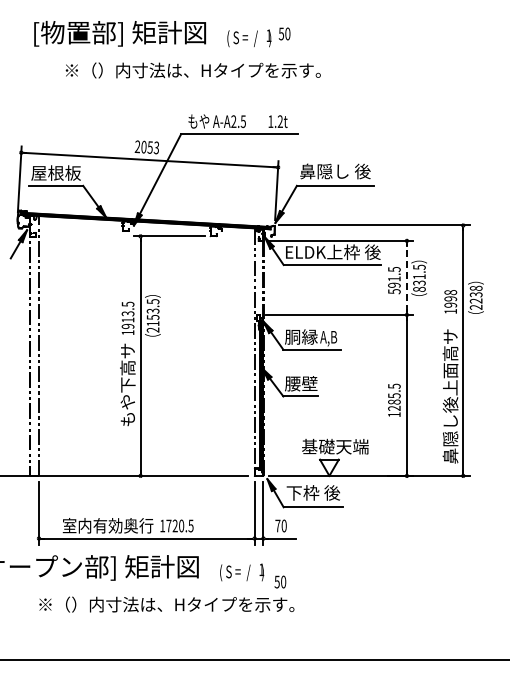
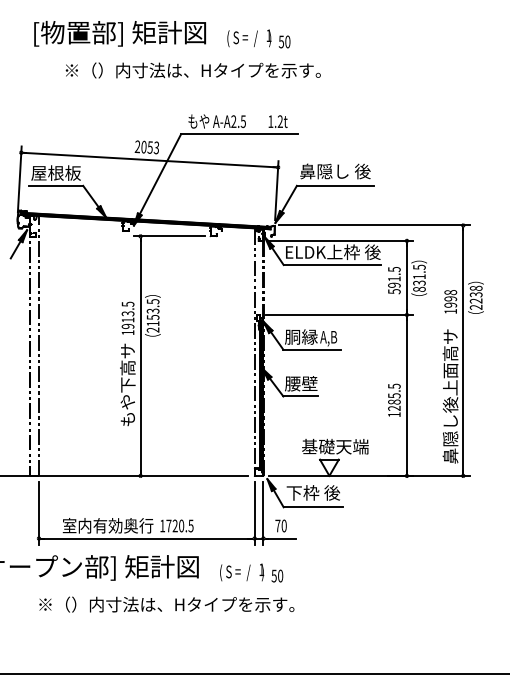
text position: (284, 33) -> (284, 41) (284, 41)
line: dashed -> solid (406, 277)
text position: (280, 581) -> (277, 575) (277, 575)
line position: (254, 660) -> (254, 674) (254, 674)
